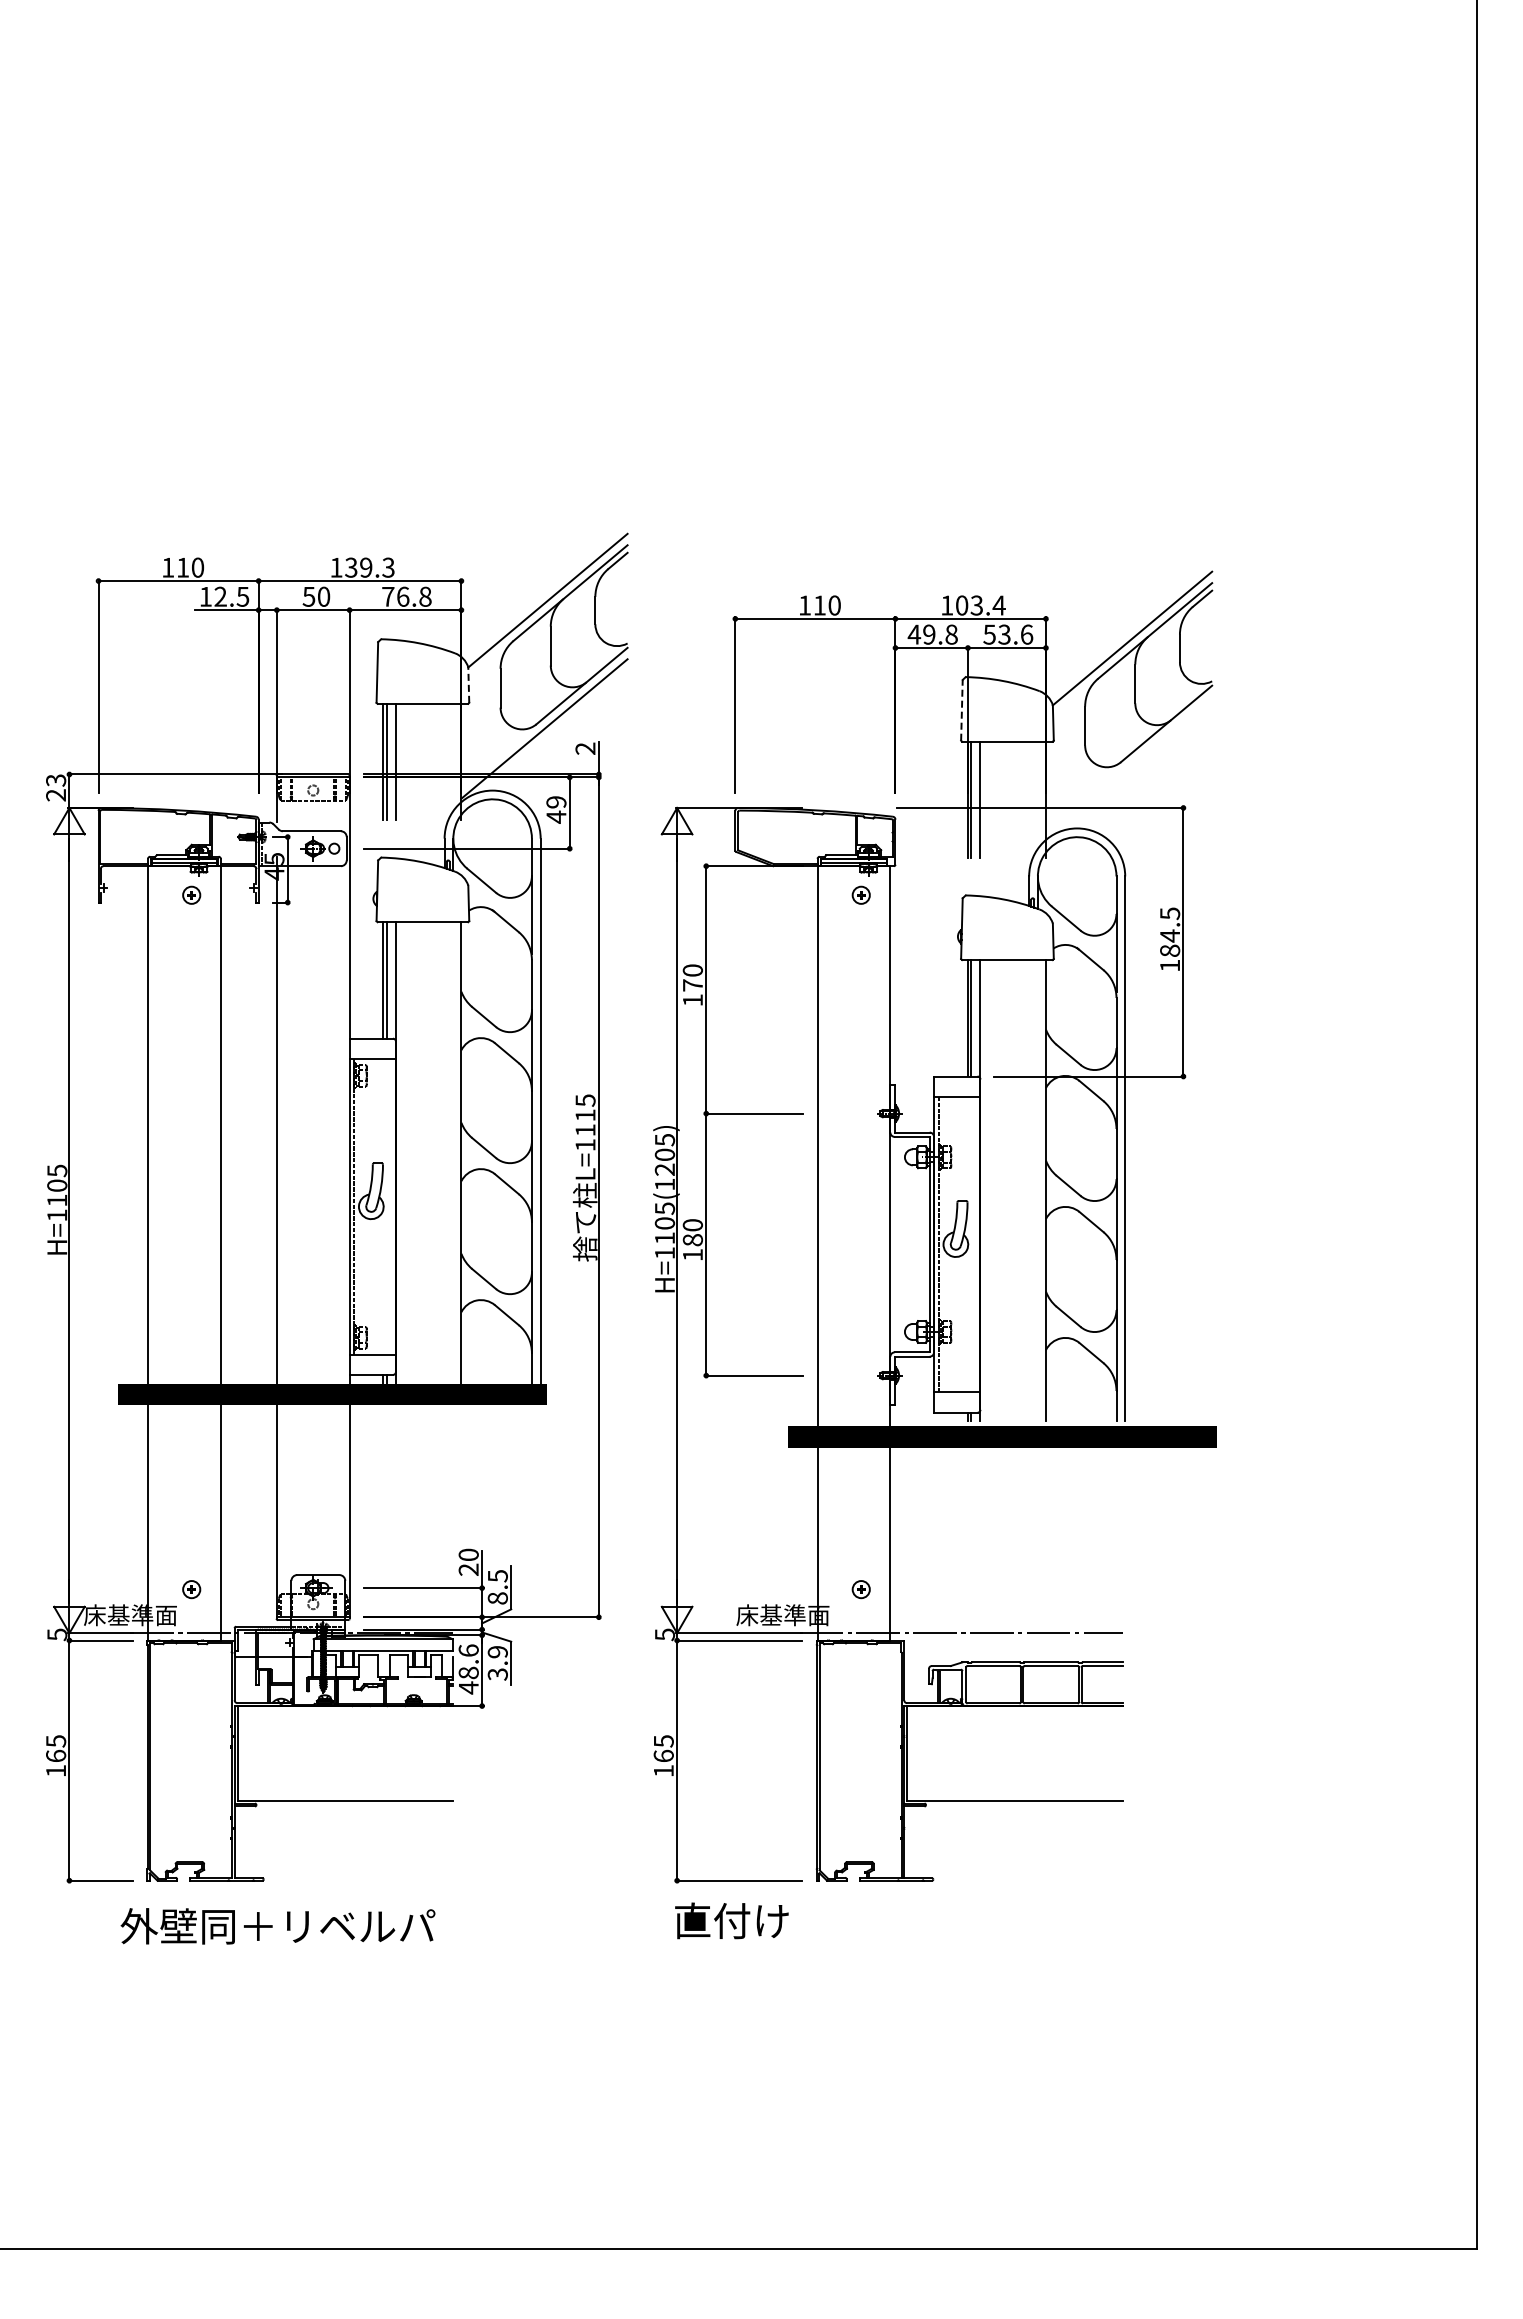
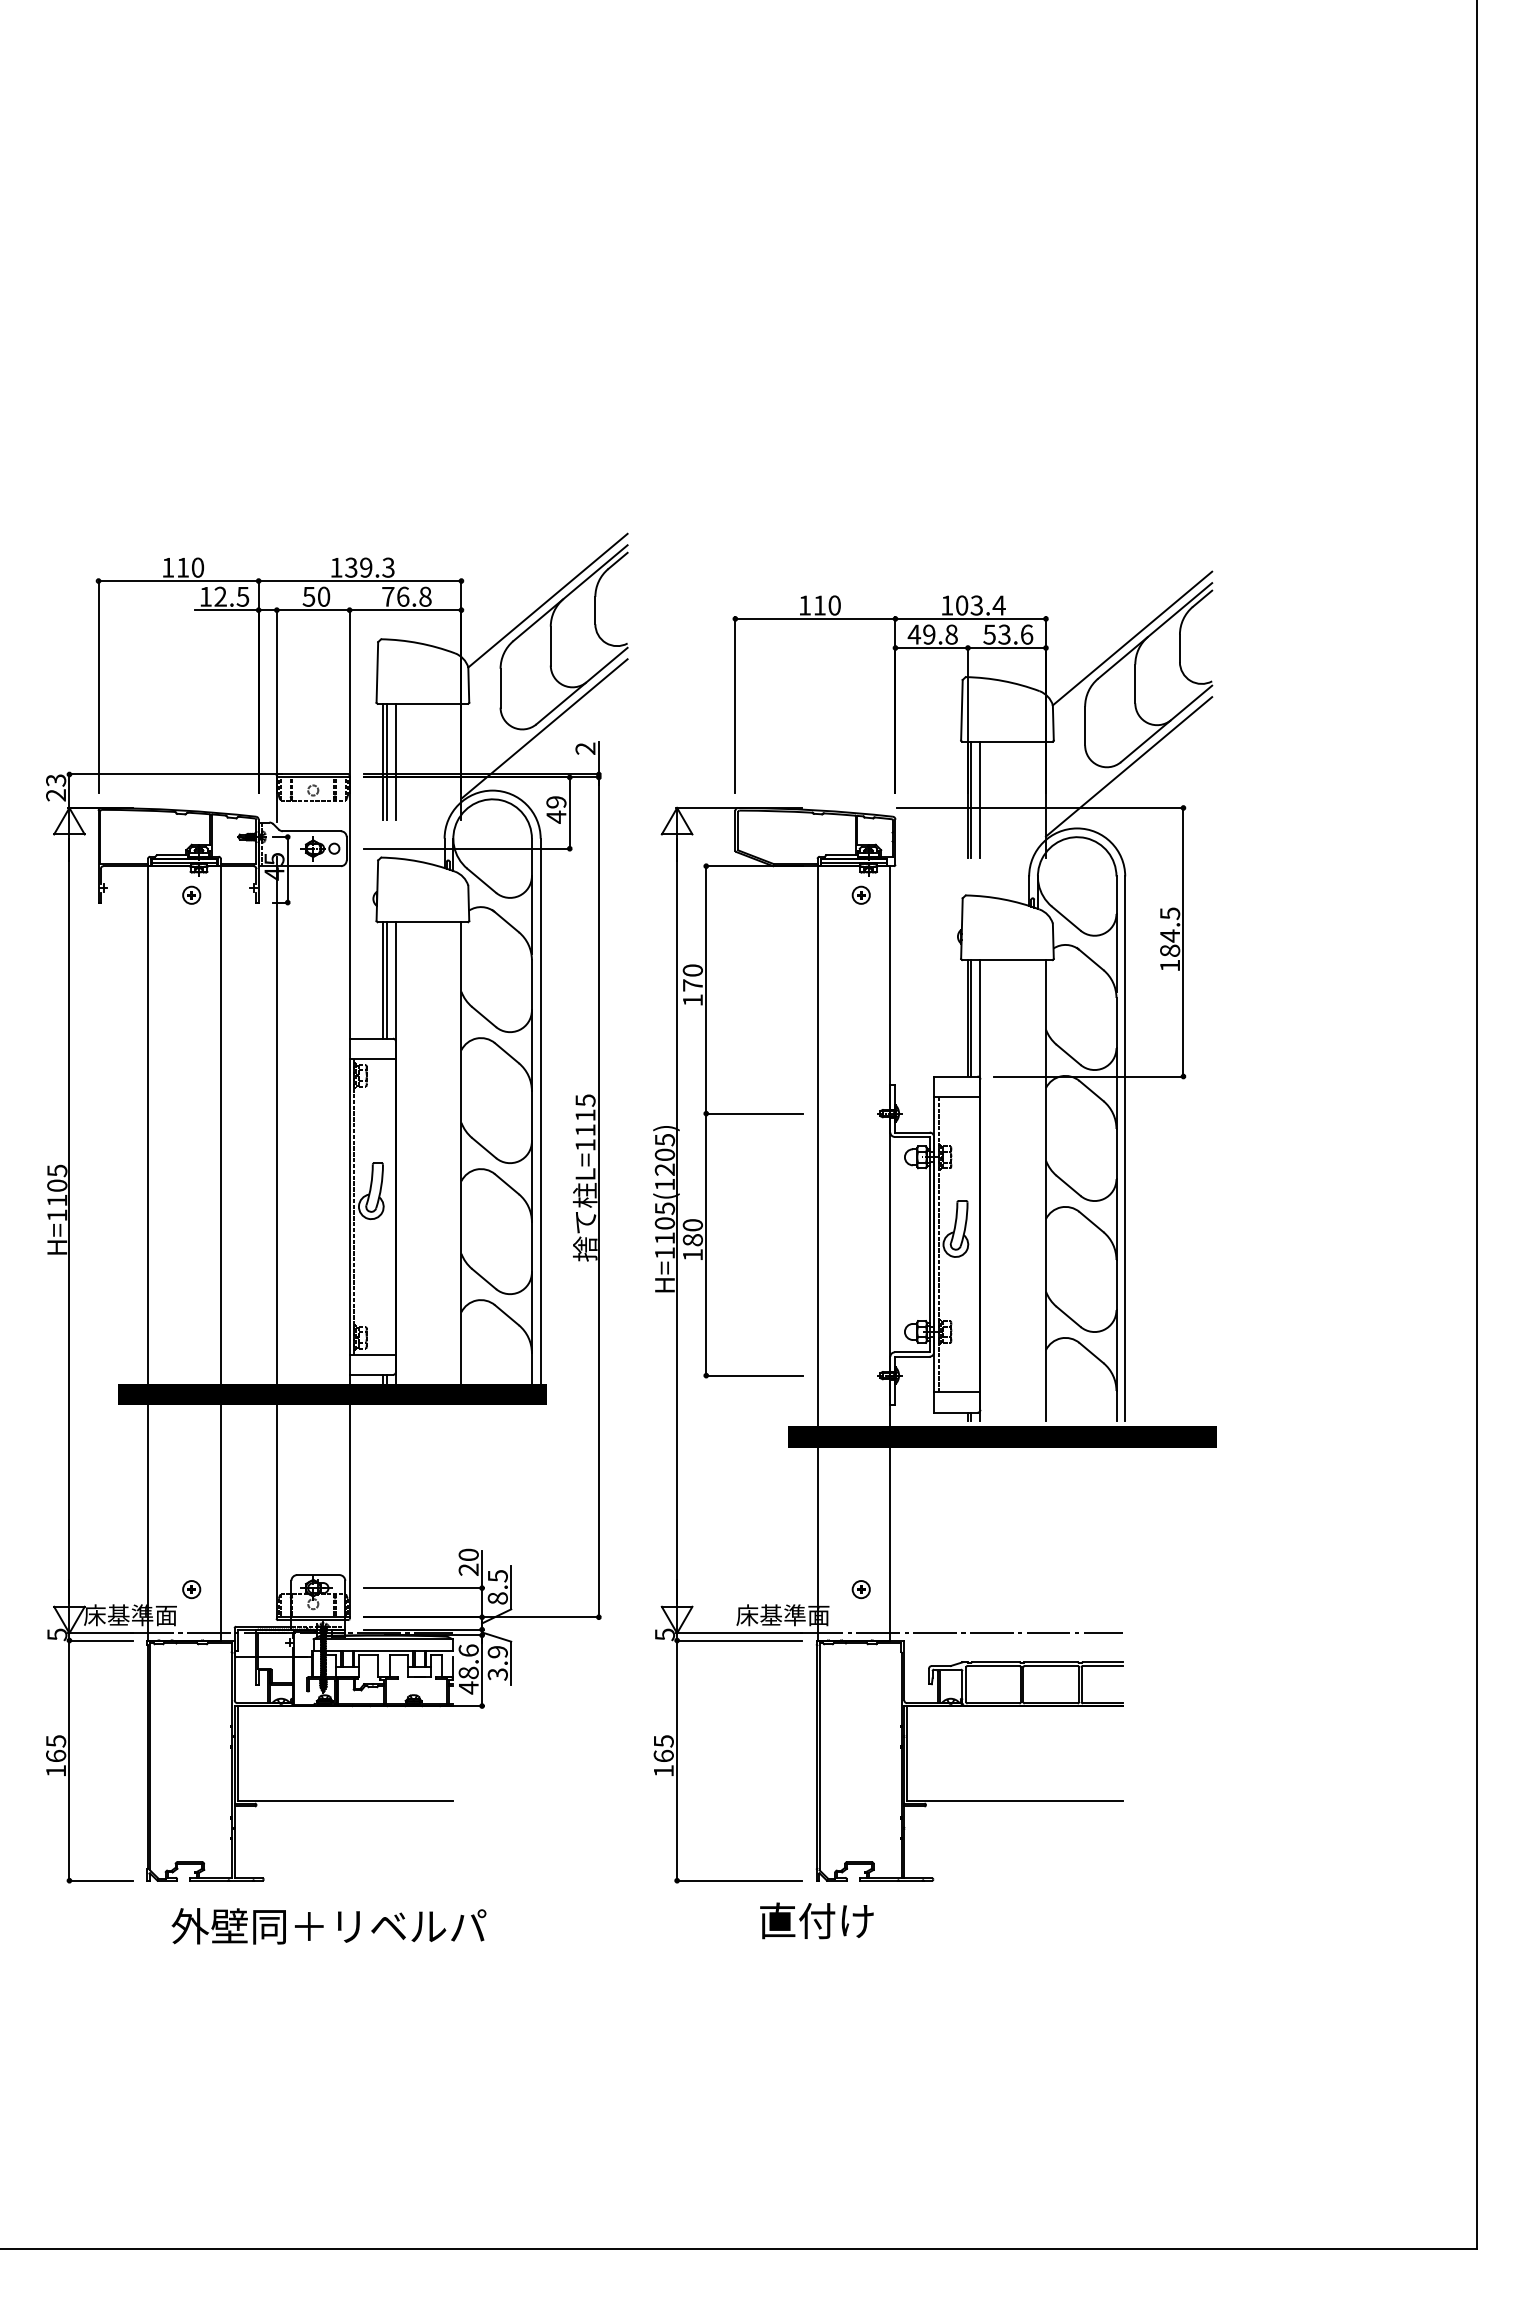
line: dashed -> solid (468, 685)
line: dashed -> solid (961, 709)
line: none -> present (1128, 766)
text position: (731, 1920) -> (816, 1920) (816, 1920)
text position: (277, 1926) -> (328, 1926) (328, 1926)
